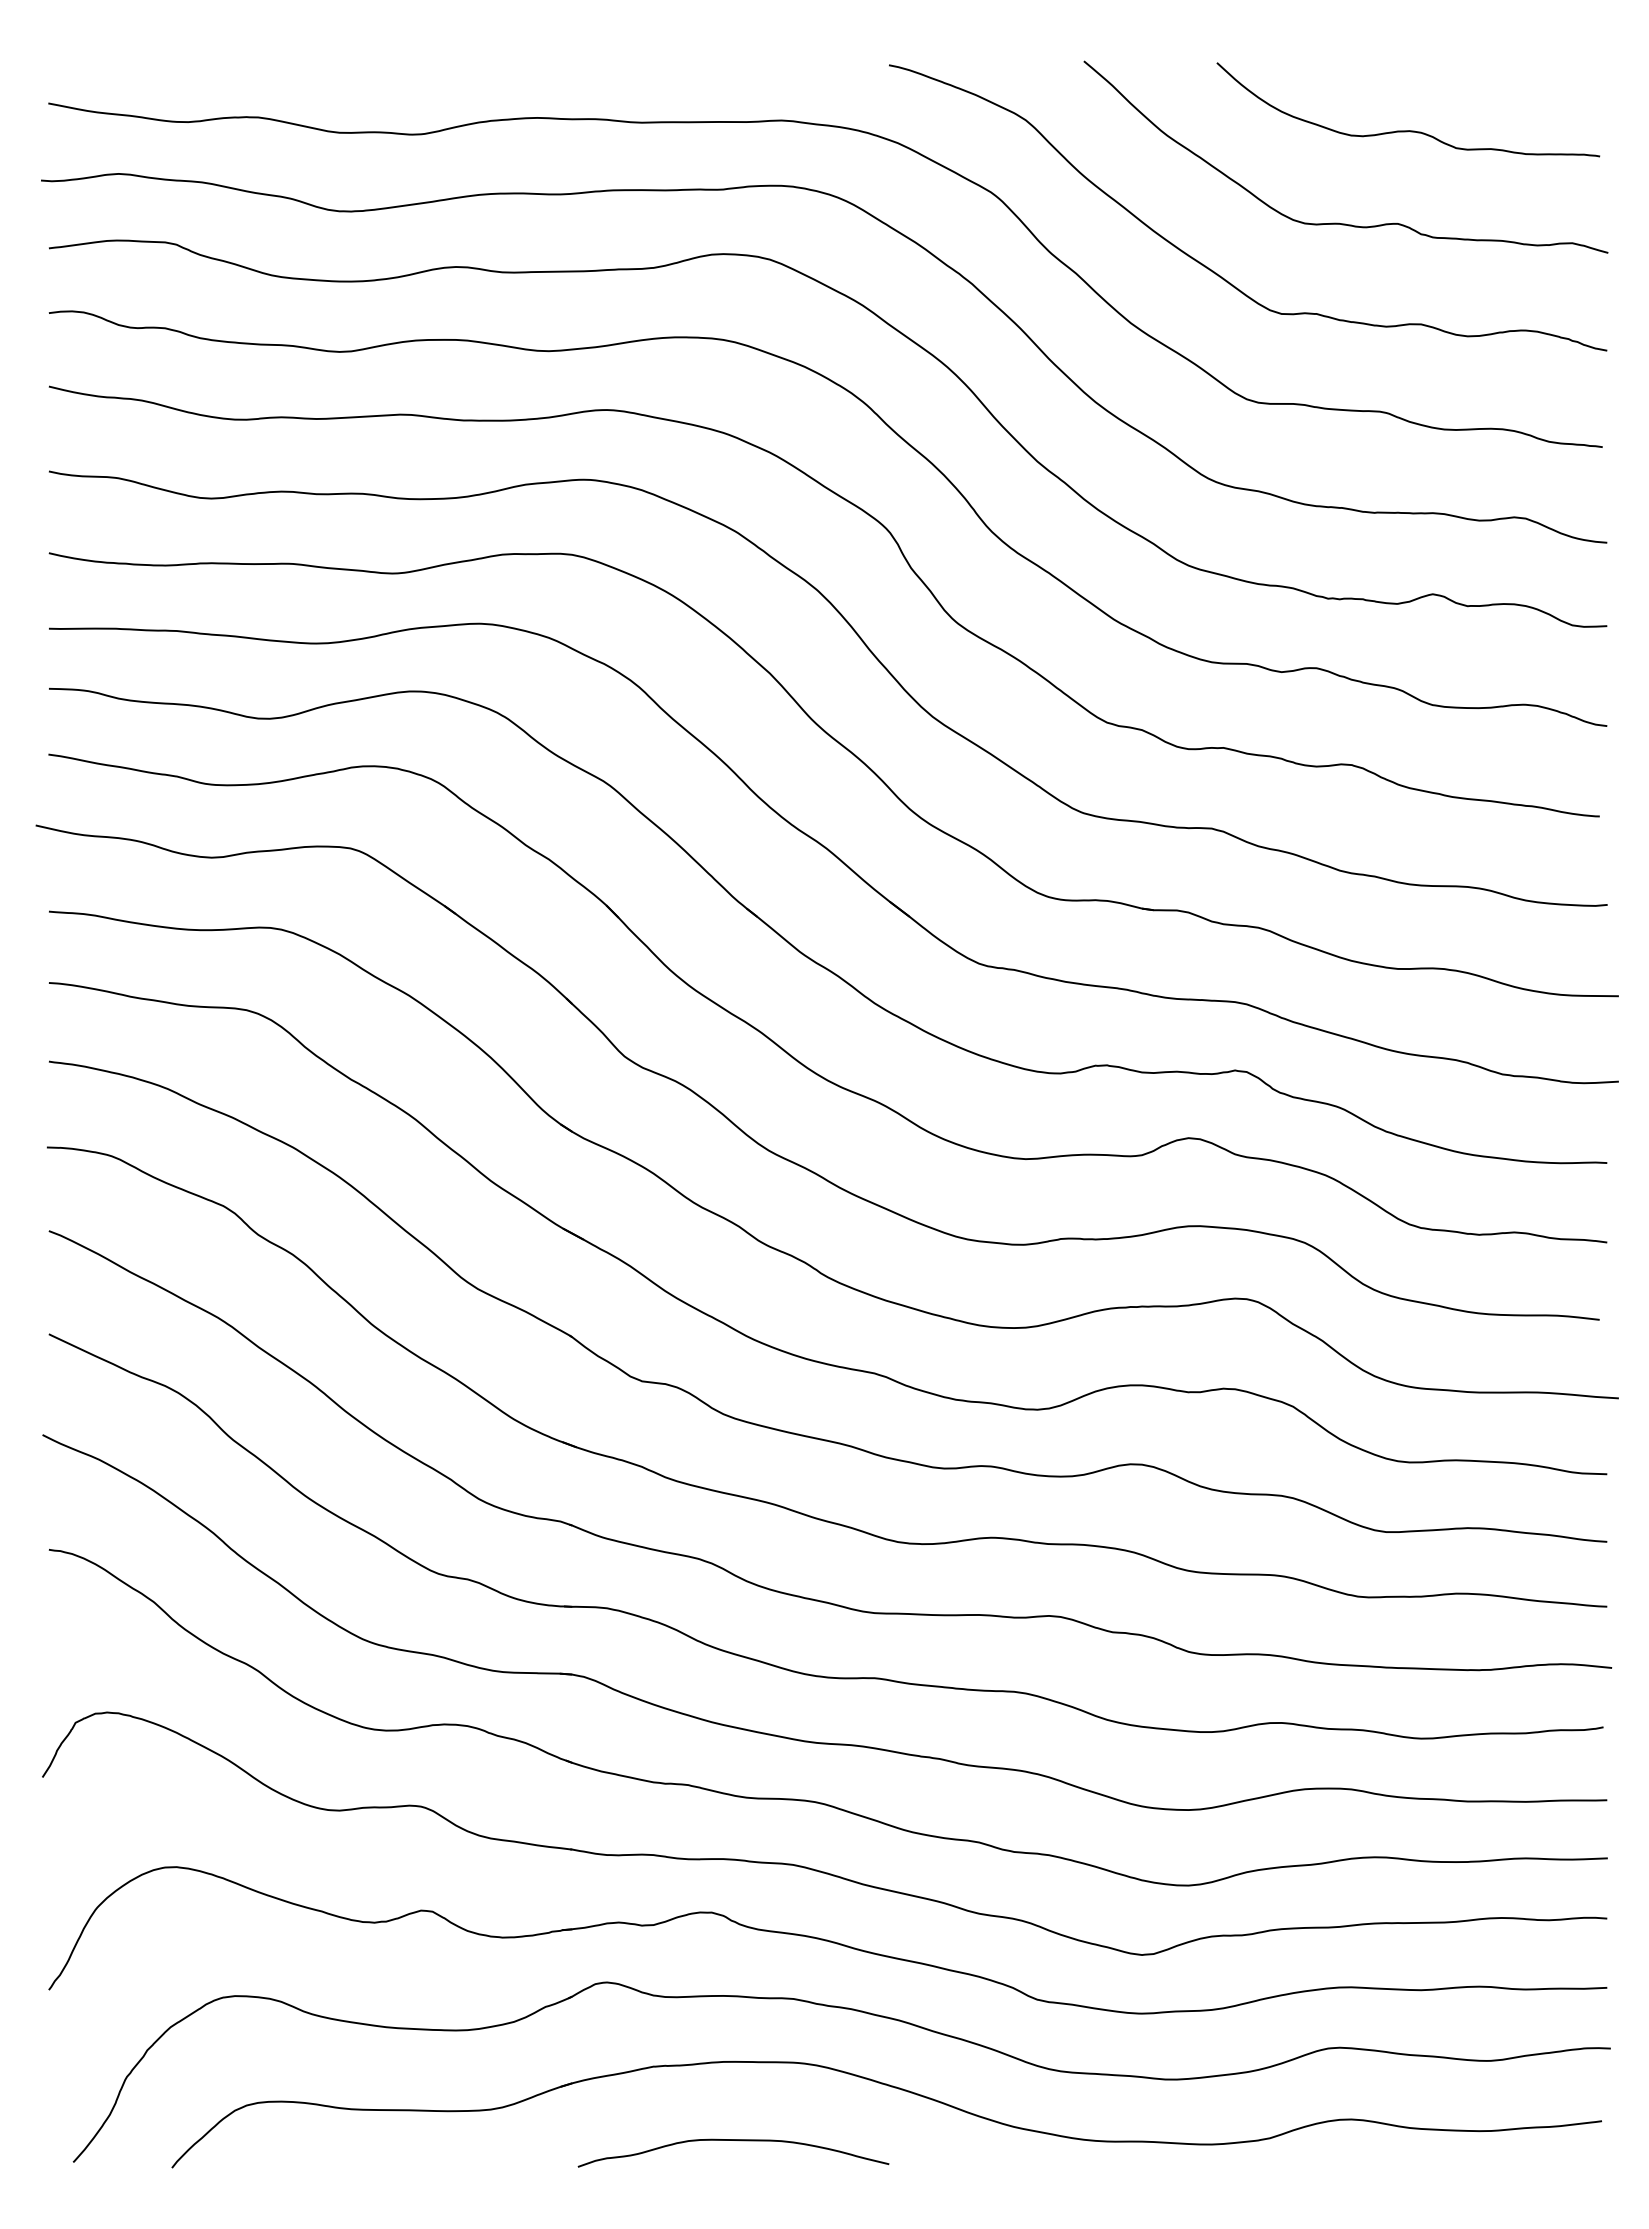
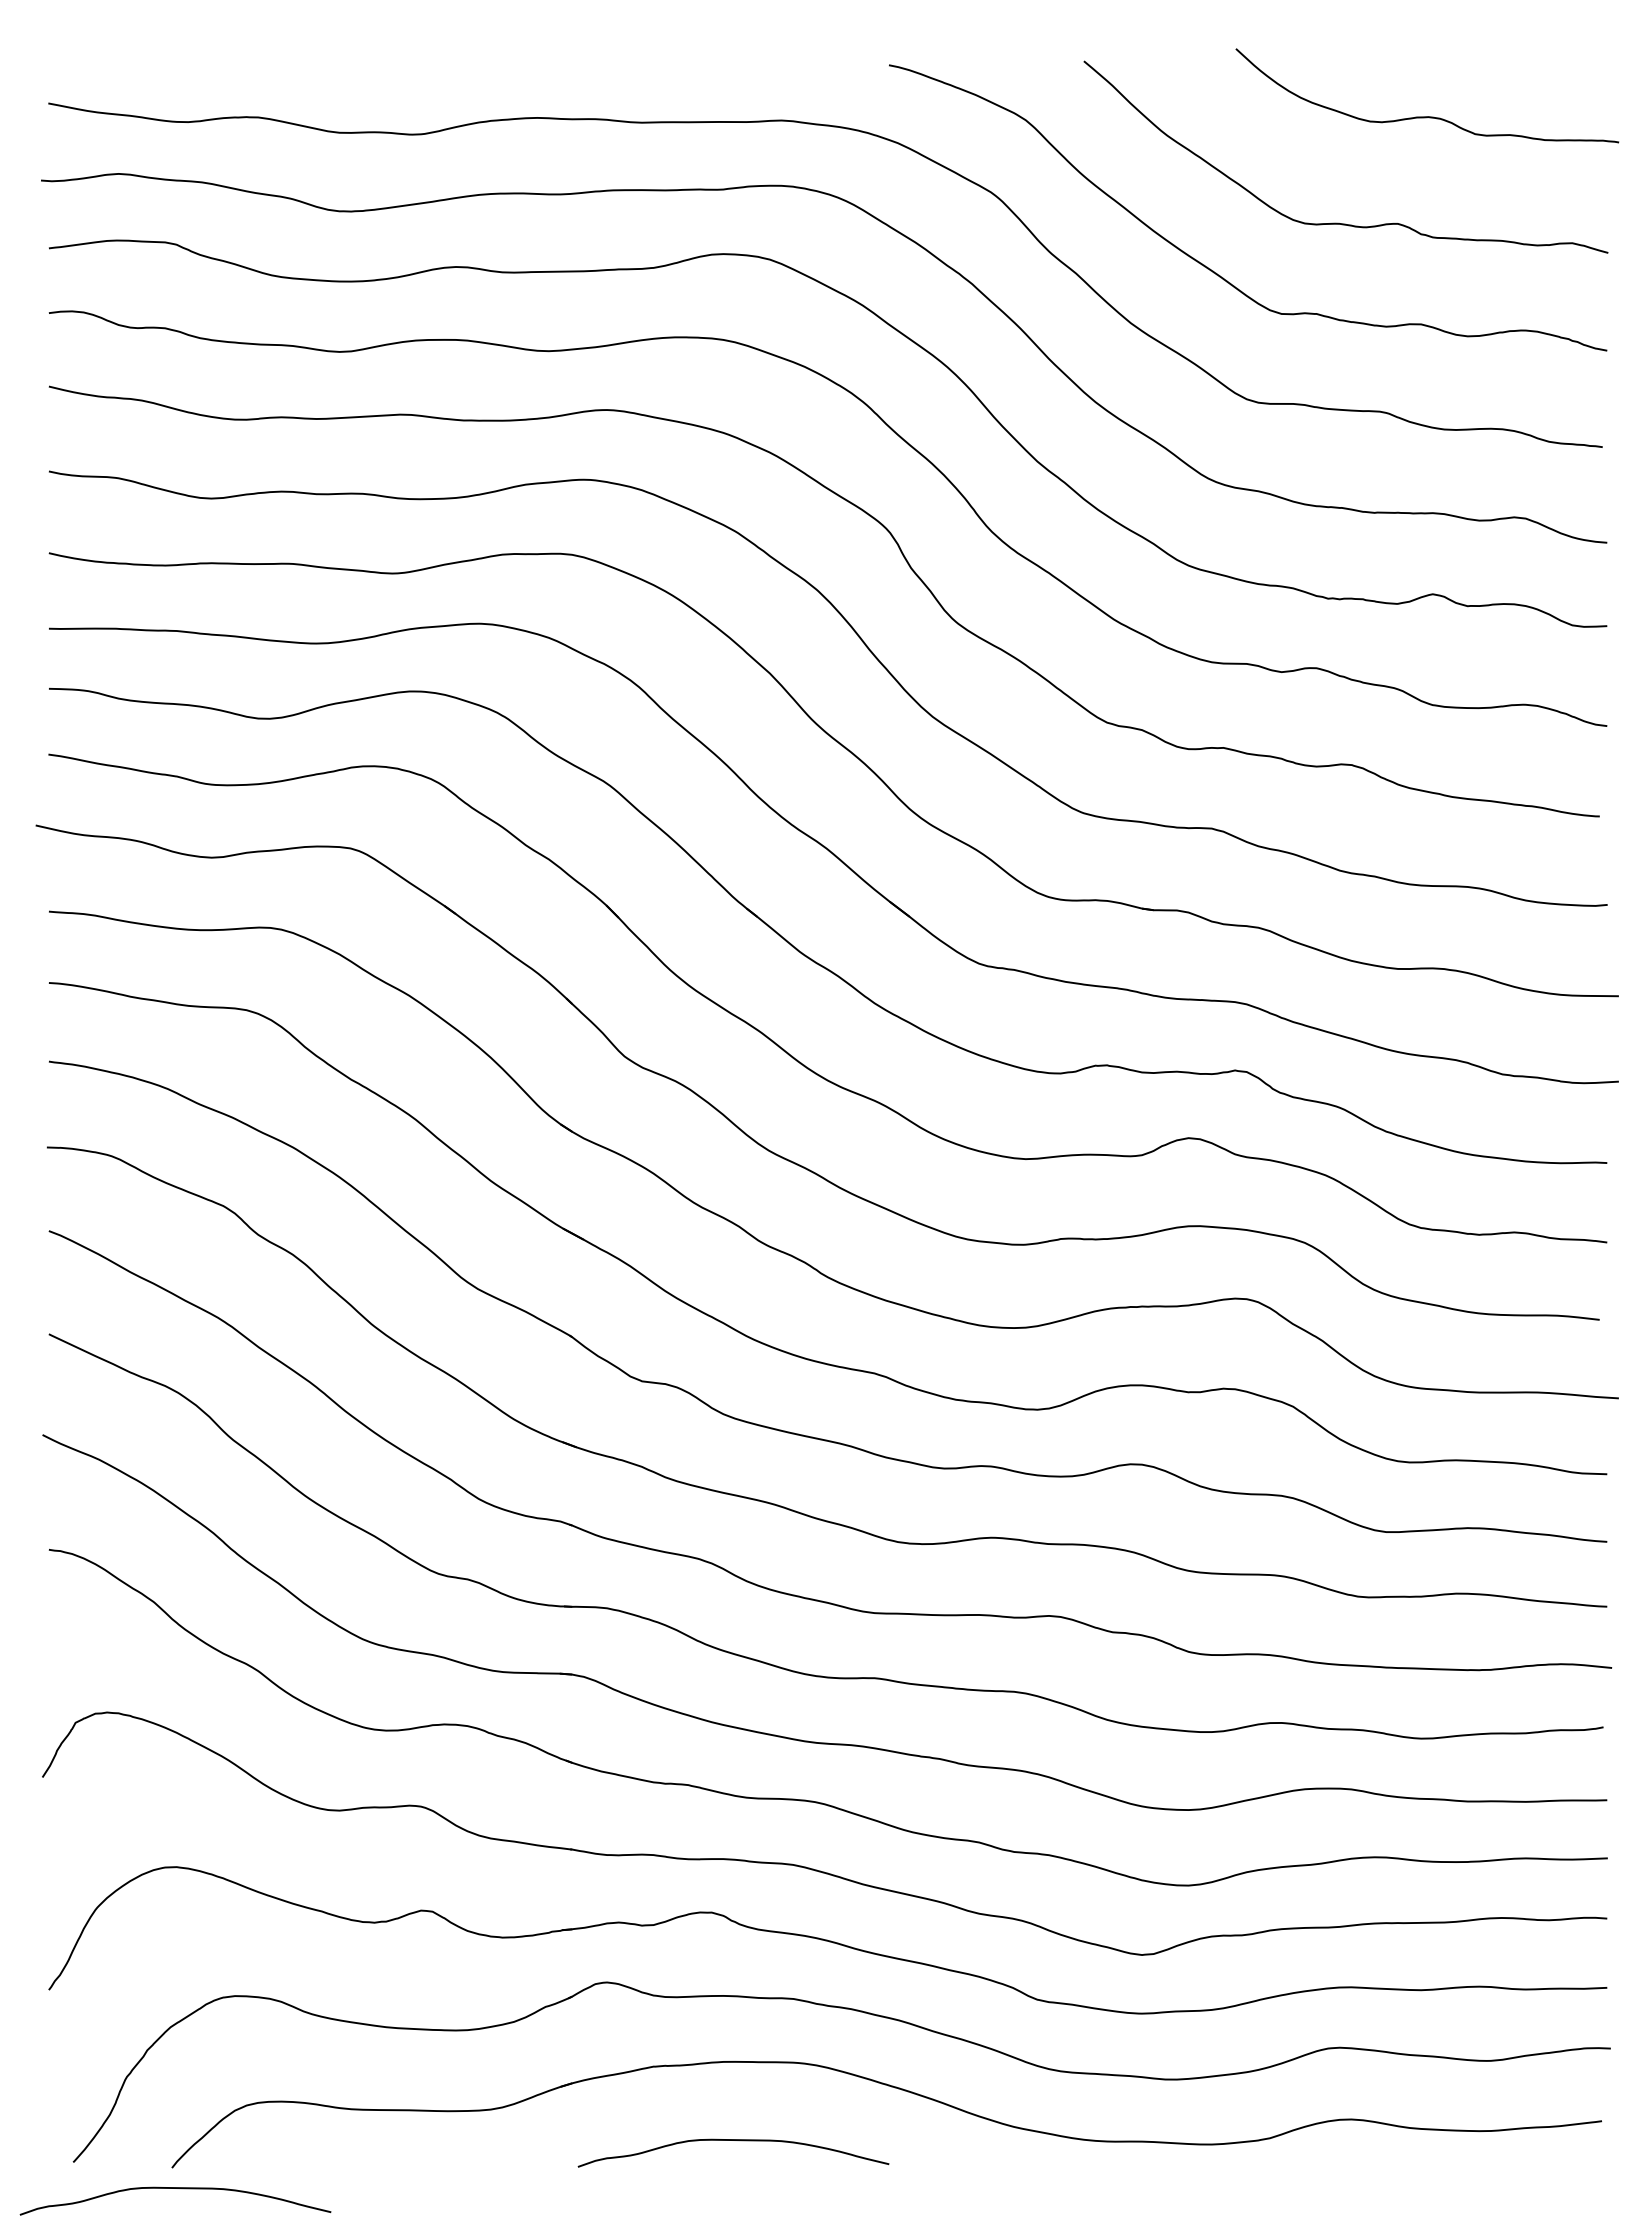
curve position: (1408, 130) -> (1427, 116) (1427, 116)
curve: none -> present (175, 2188)
